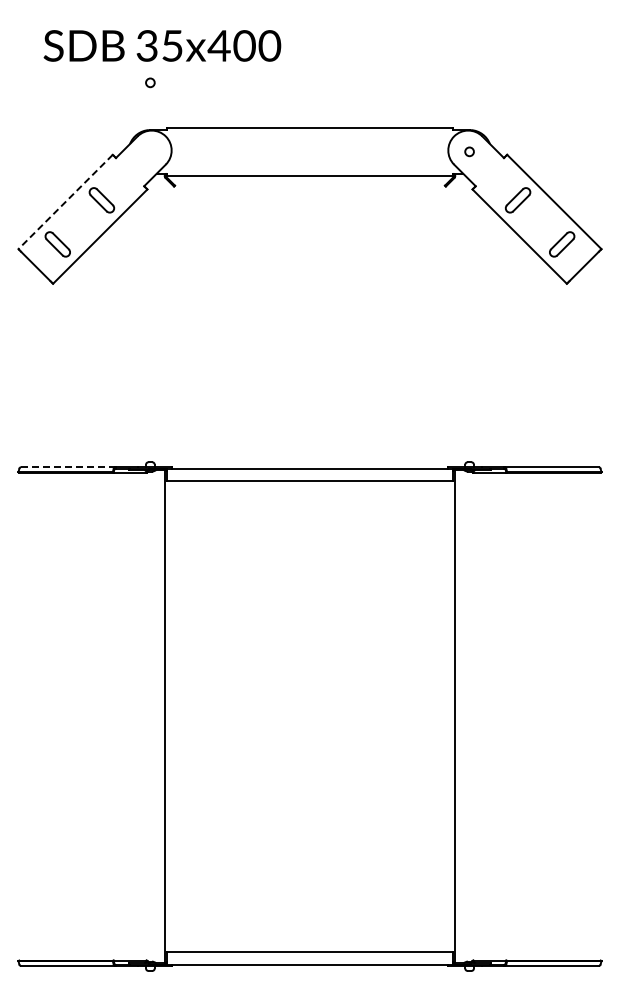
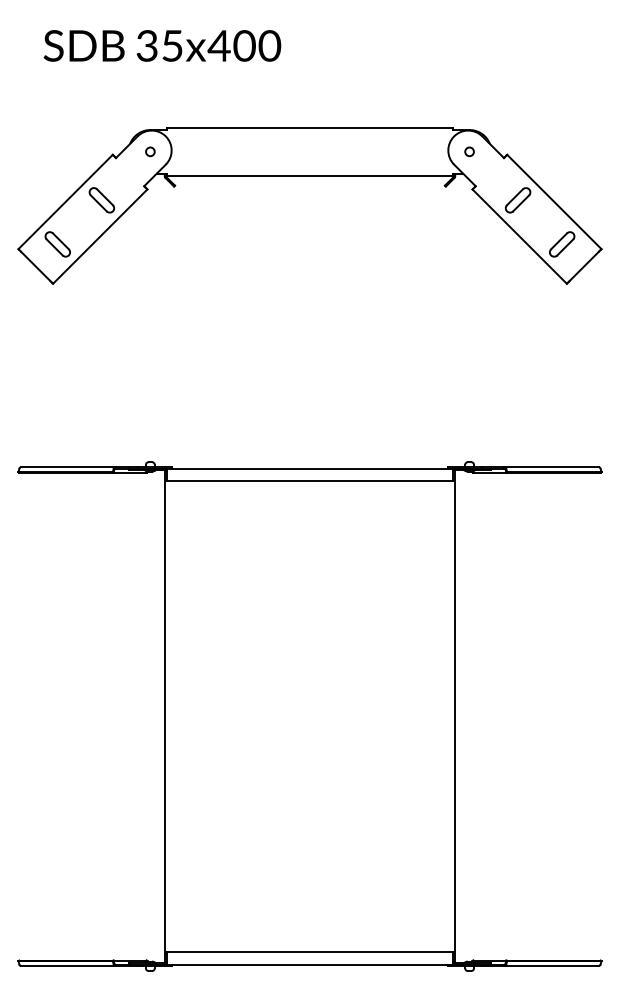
circle position: (150, 82) -> (150, 151) (150, 151)
line: dashed -> solid (65, 201)
line: dashed -> solid (68, 467)
